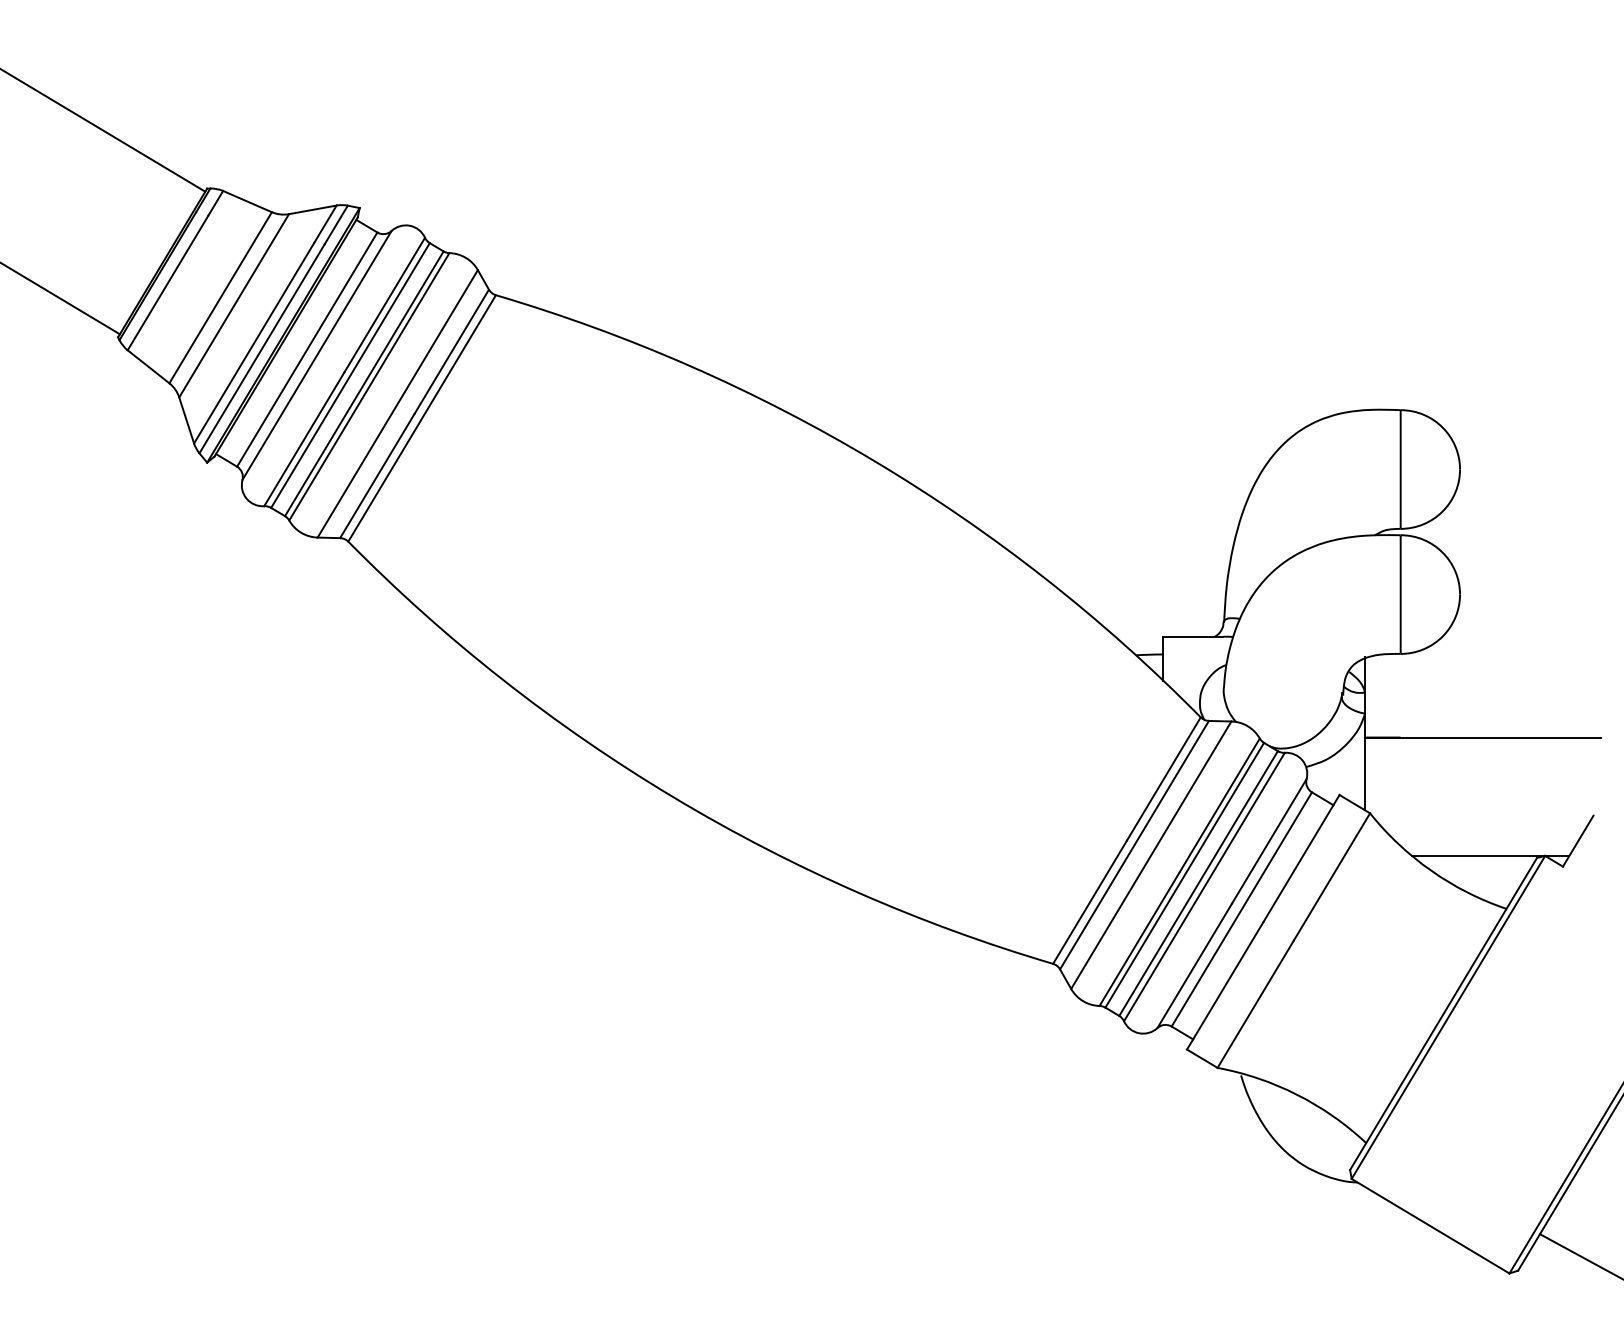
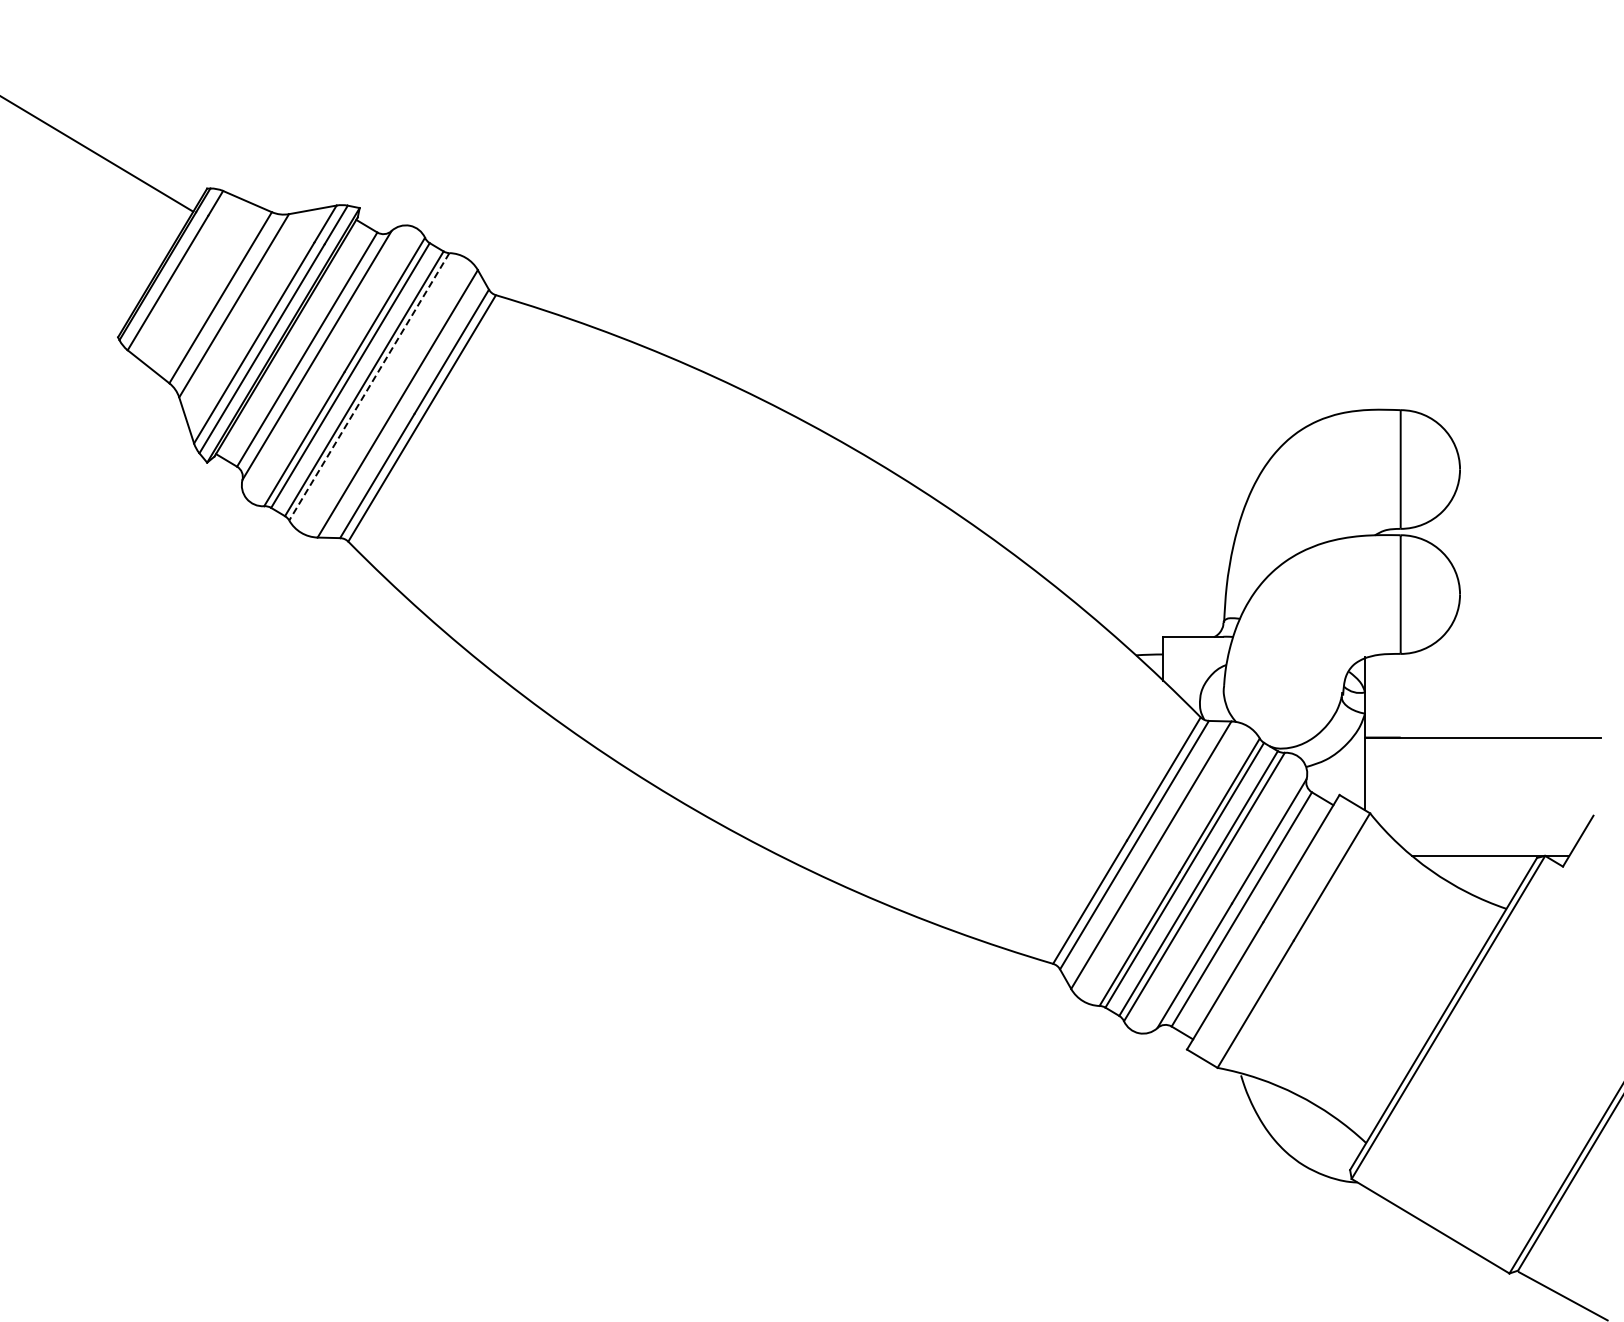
line position: (103, 130) -> (97, 154) (97, 154)
line: present -> none (60, 298)
line: solid -> dashed (369, 386)
line position: (1579, 1256) -> (1561, 1295) (1561, 1295)
